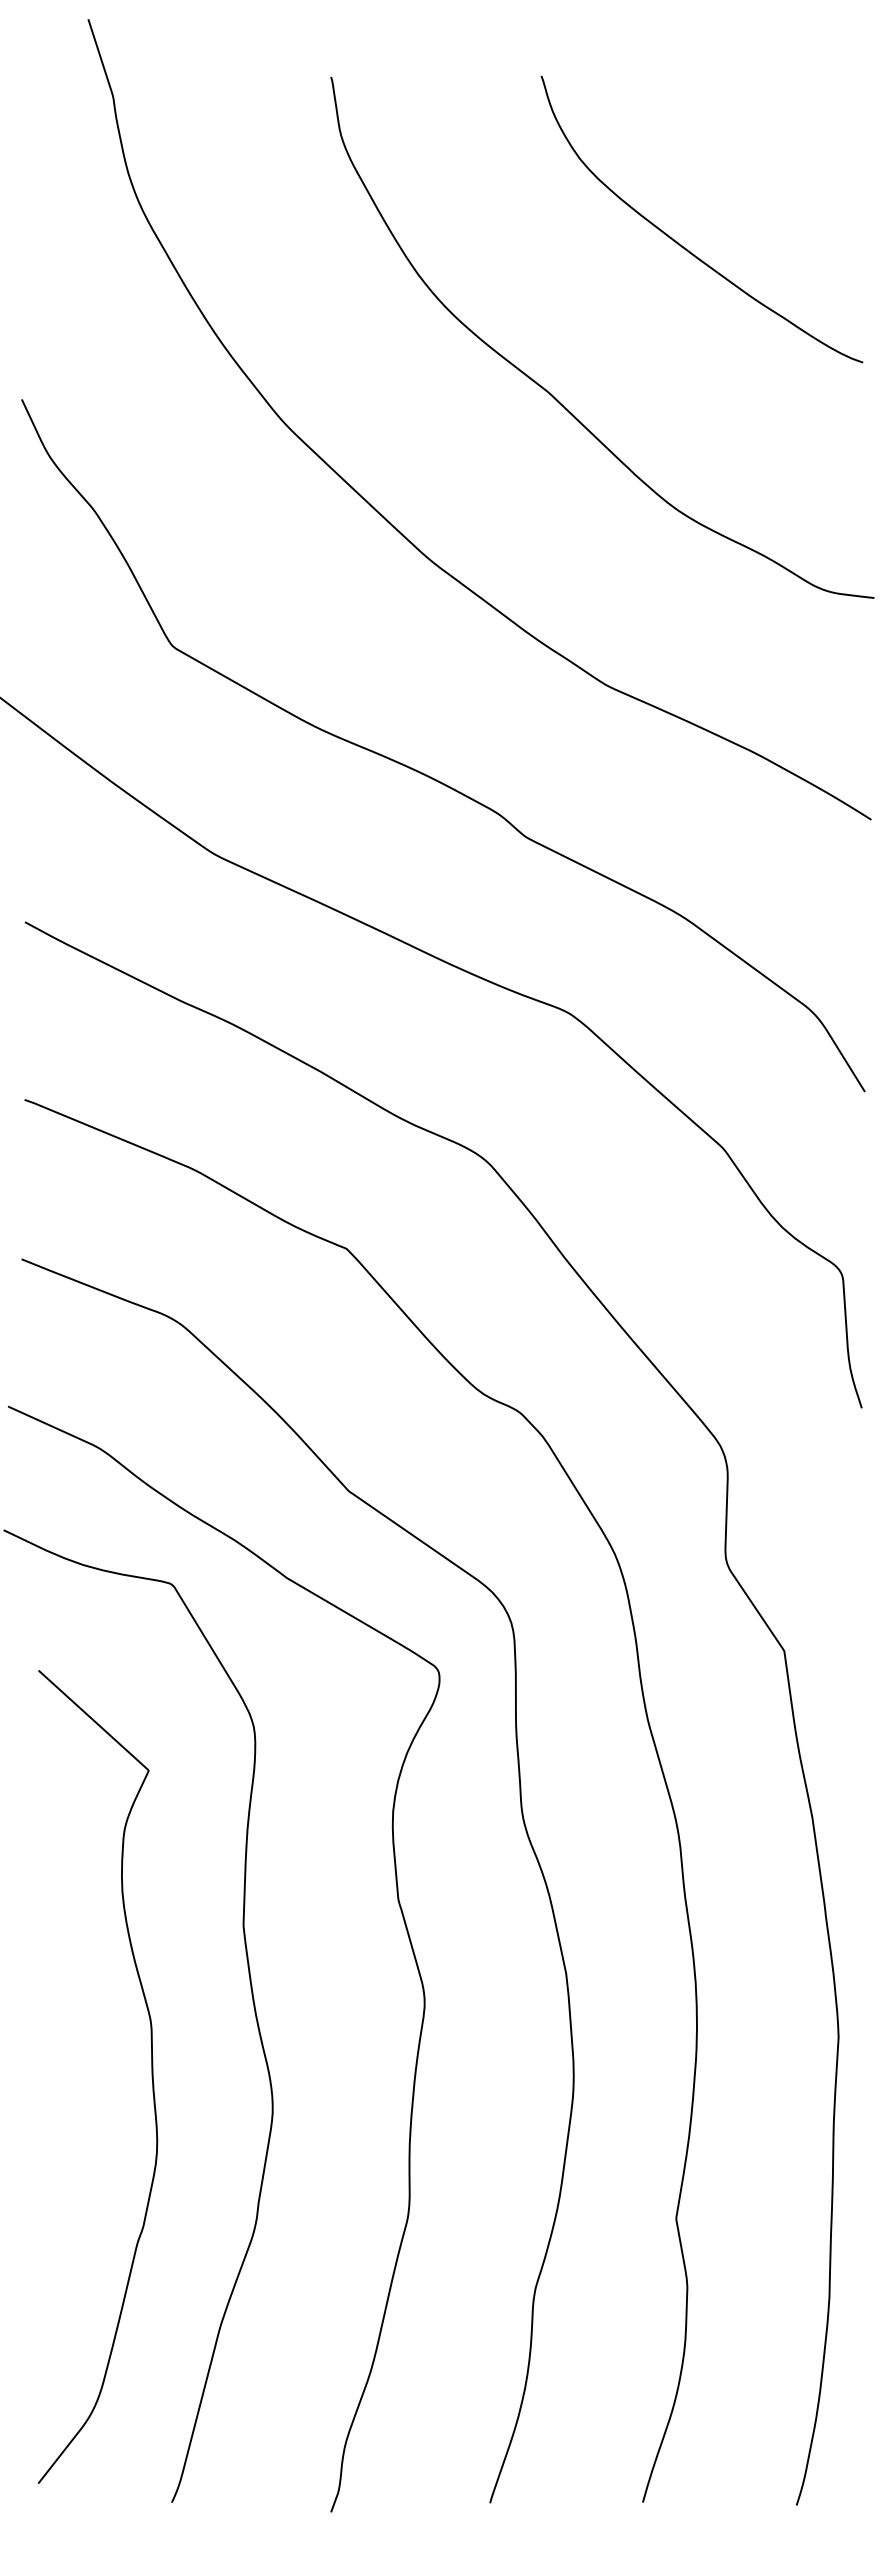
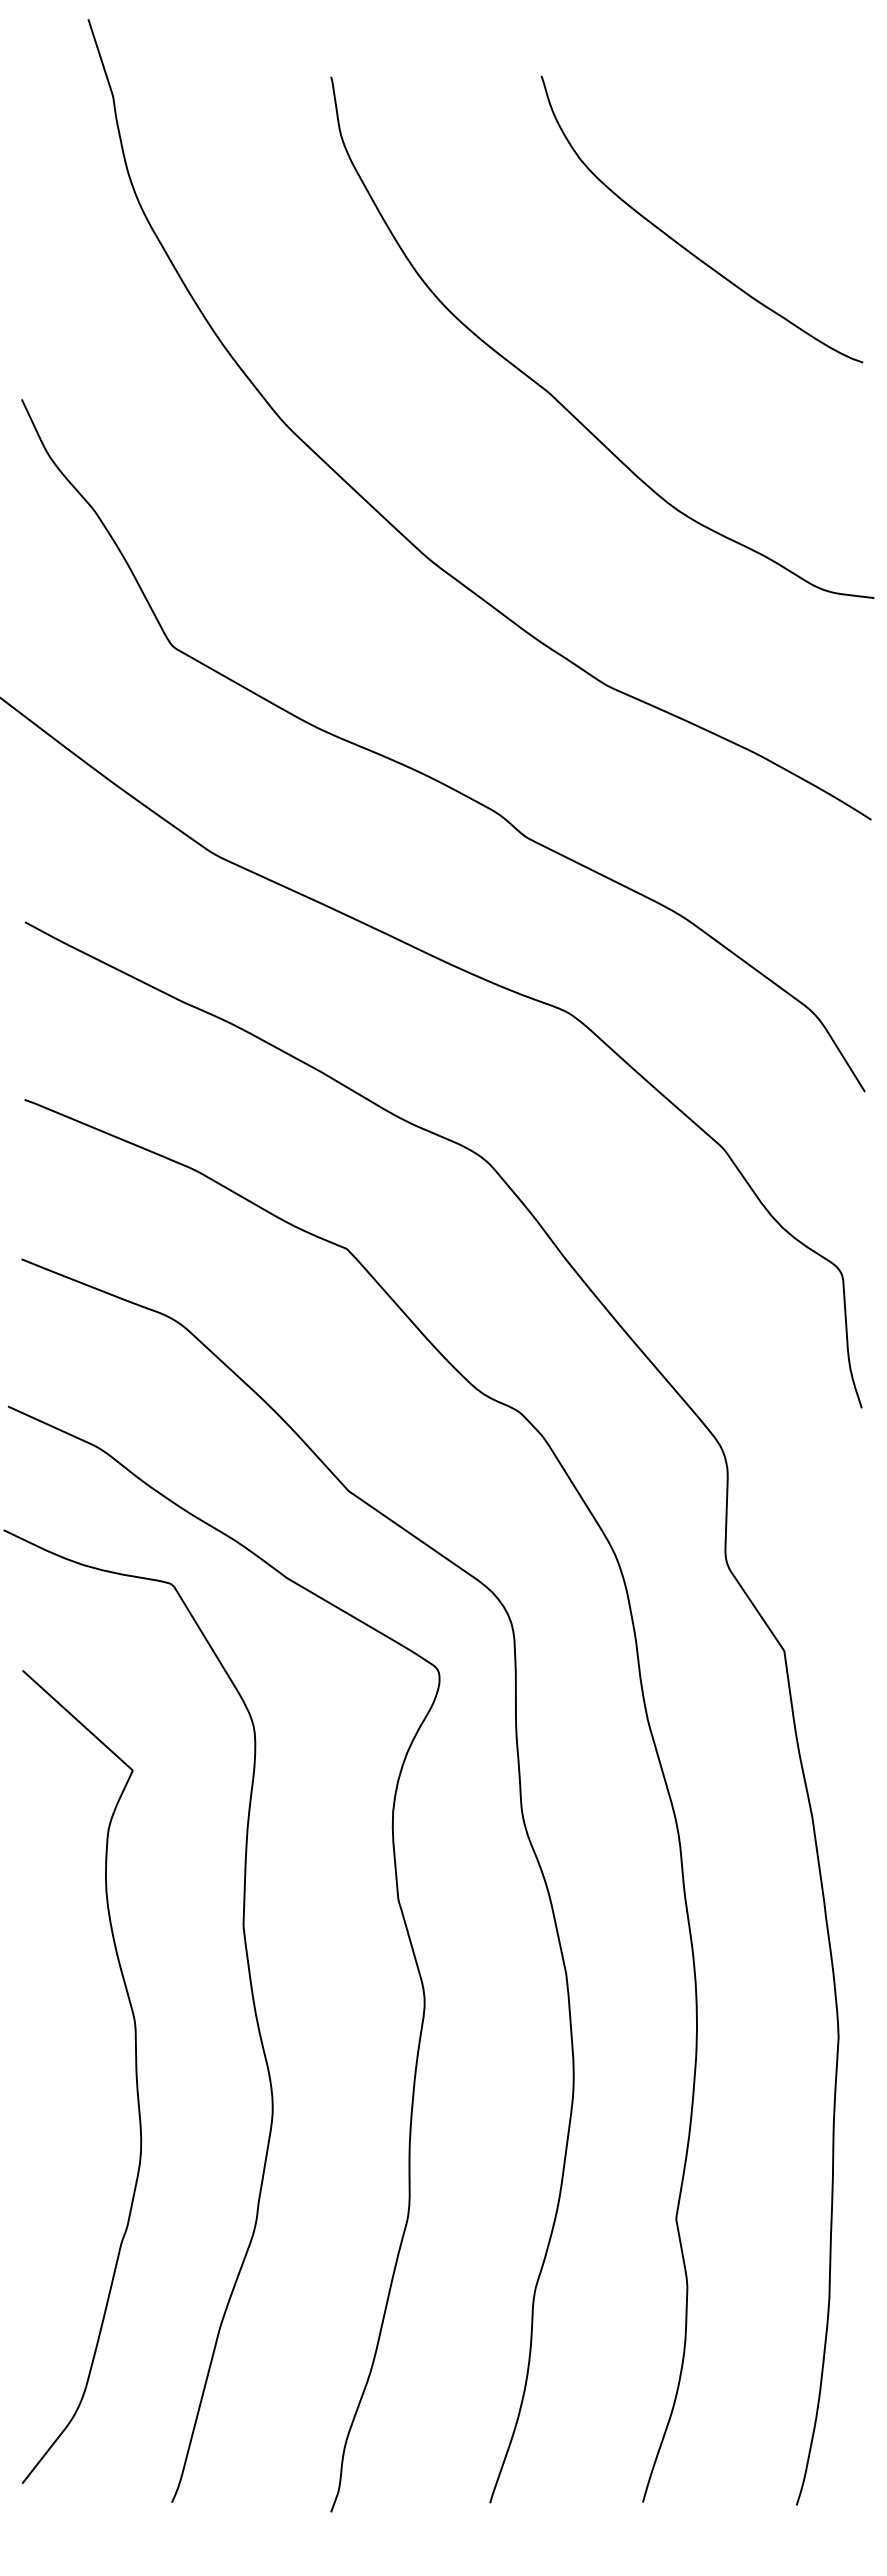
curve position: (151, 2076) -> (135, 2076) (135, 2076)
